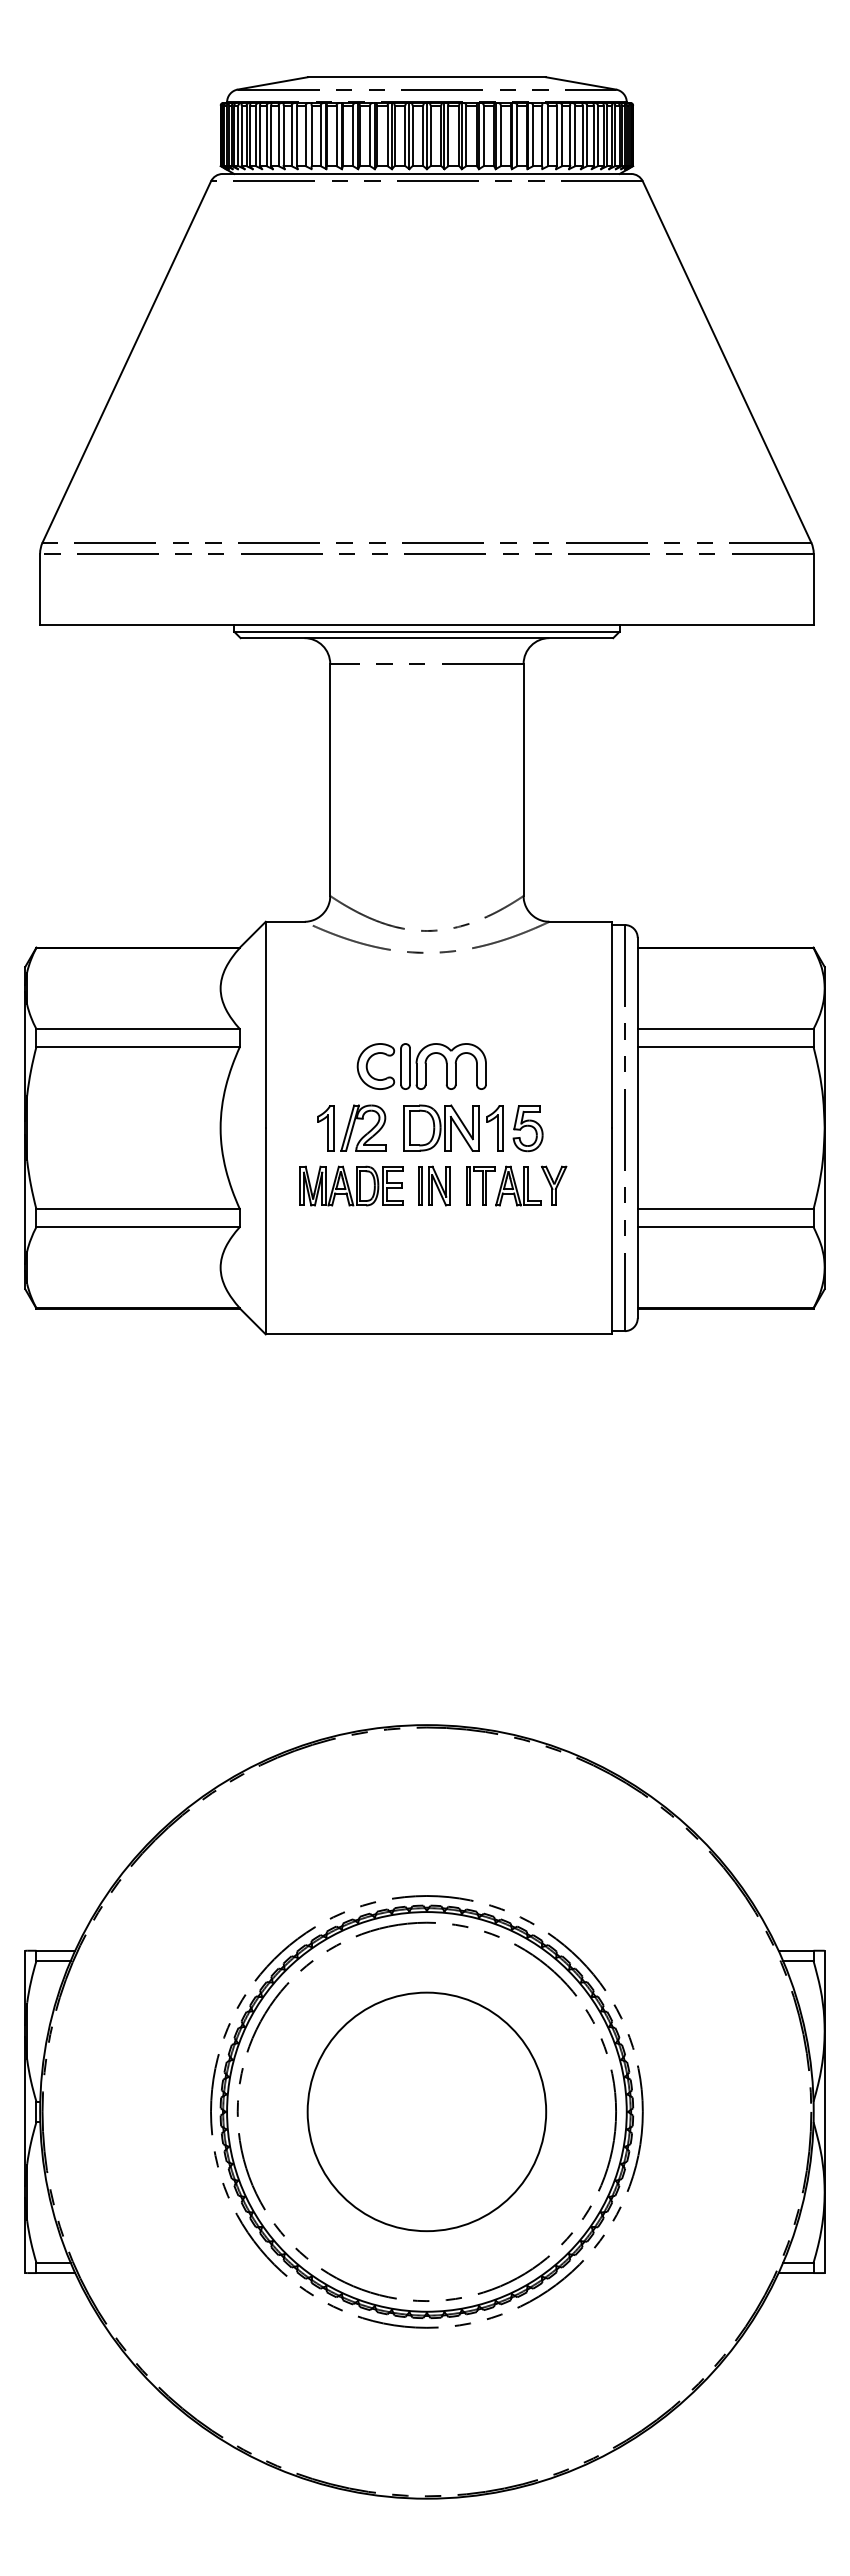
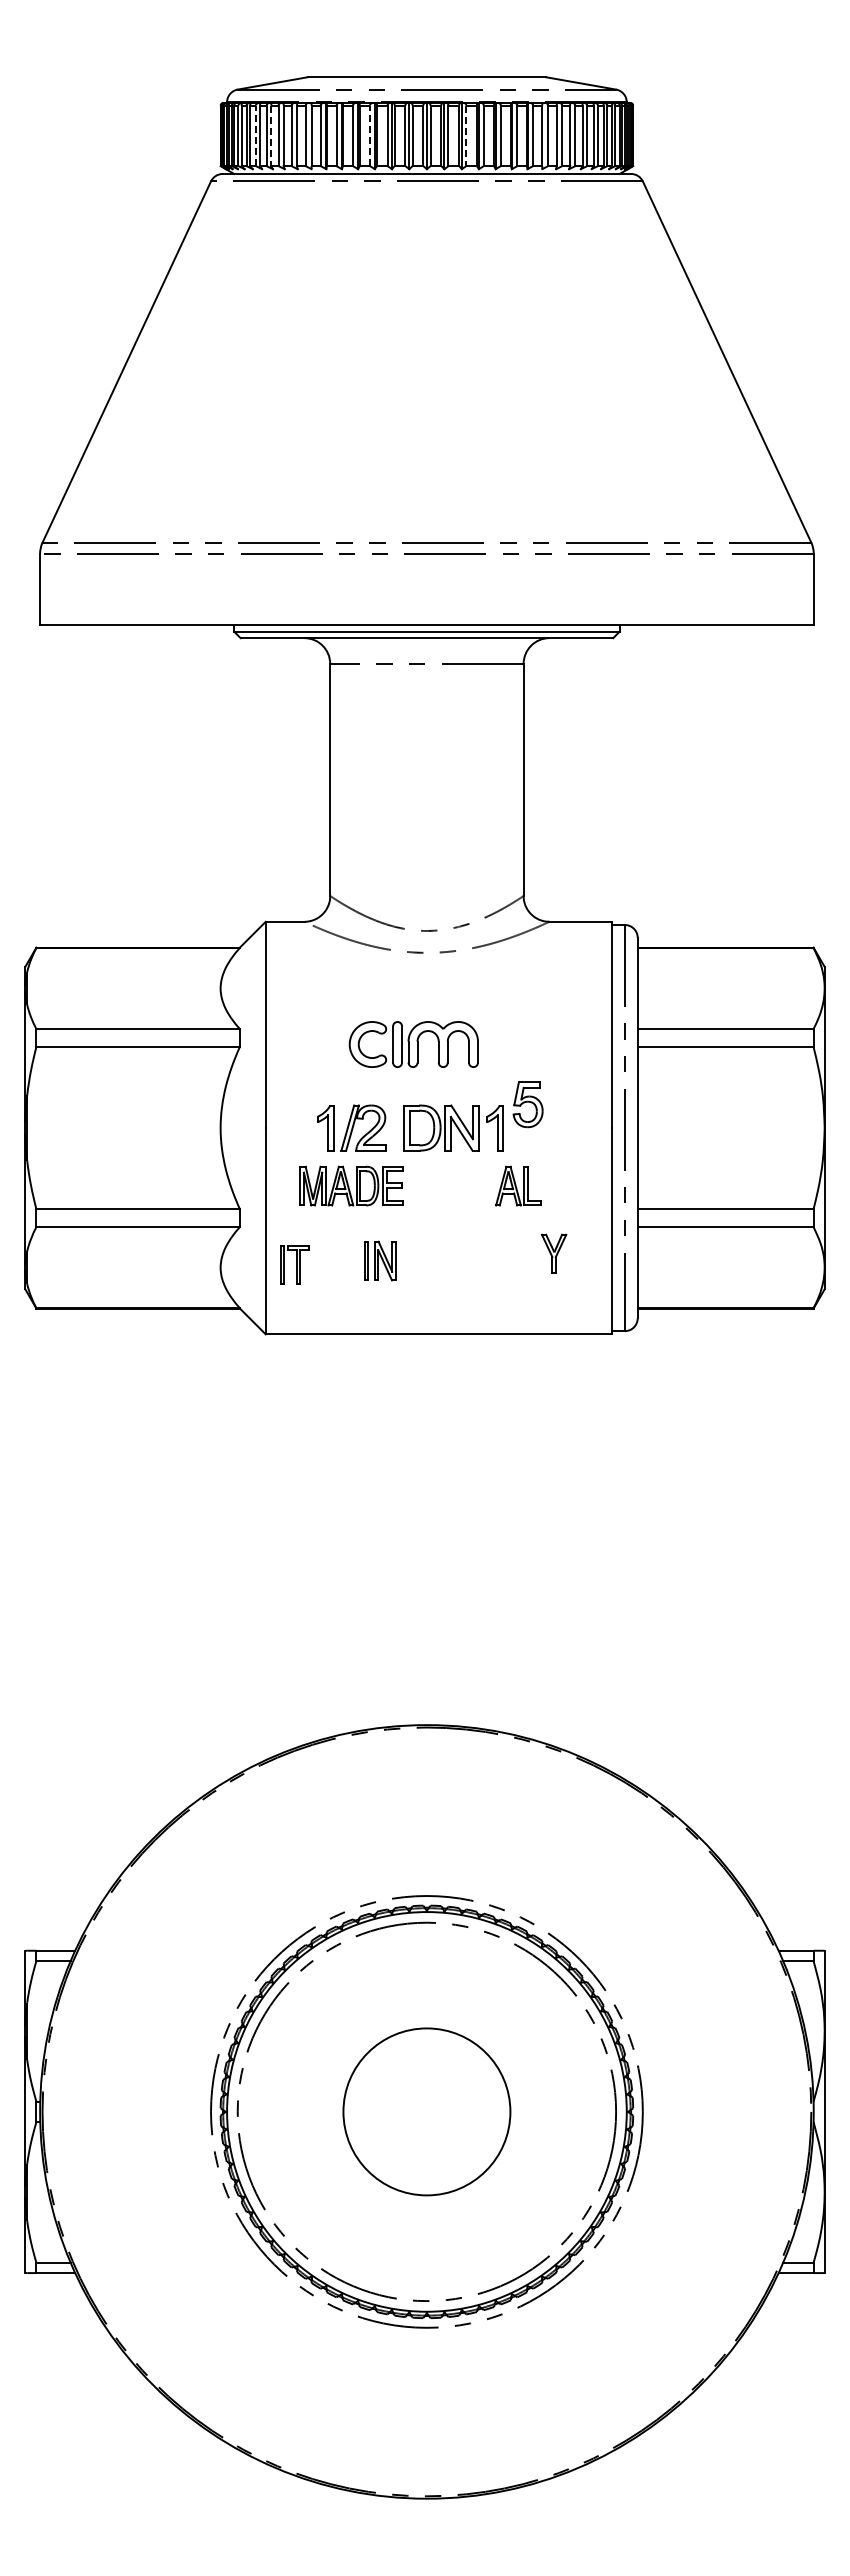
line: solid -> dashed (255, 135)
line: solid -> dashed (370, 135)
line: solid -> dashed (271, 136)
line: solid -> dashed (466, 136)
part position: (421, 1066) -> (413, 1044) (413, 1044)
part position: (527, 1128) -> (527, 1104) (527, 1104)
part position: (434, 1185) -> (380, 1260) (380, 1260)
part position: (480, 1185) -> (294, 1264) (294, 1264)
part position: (554, 1185) -> (554, 1253) (554, 1253)
circle diameter: 239 px -> 167 px (426, 2111)
